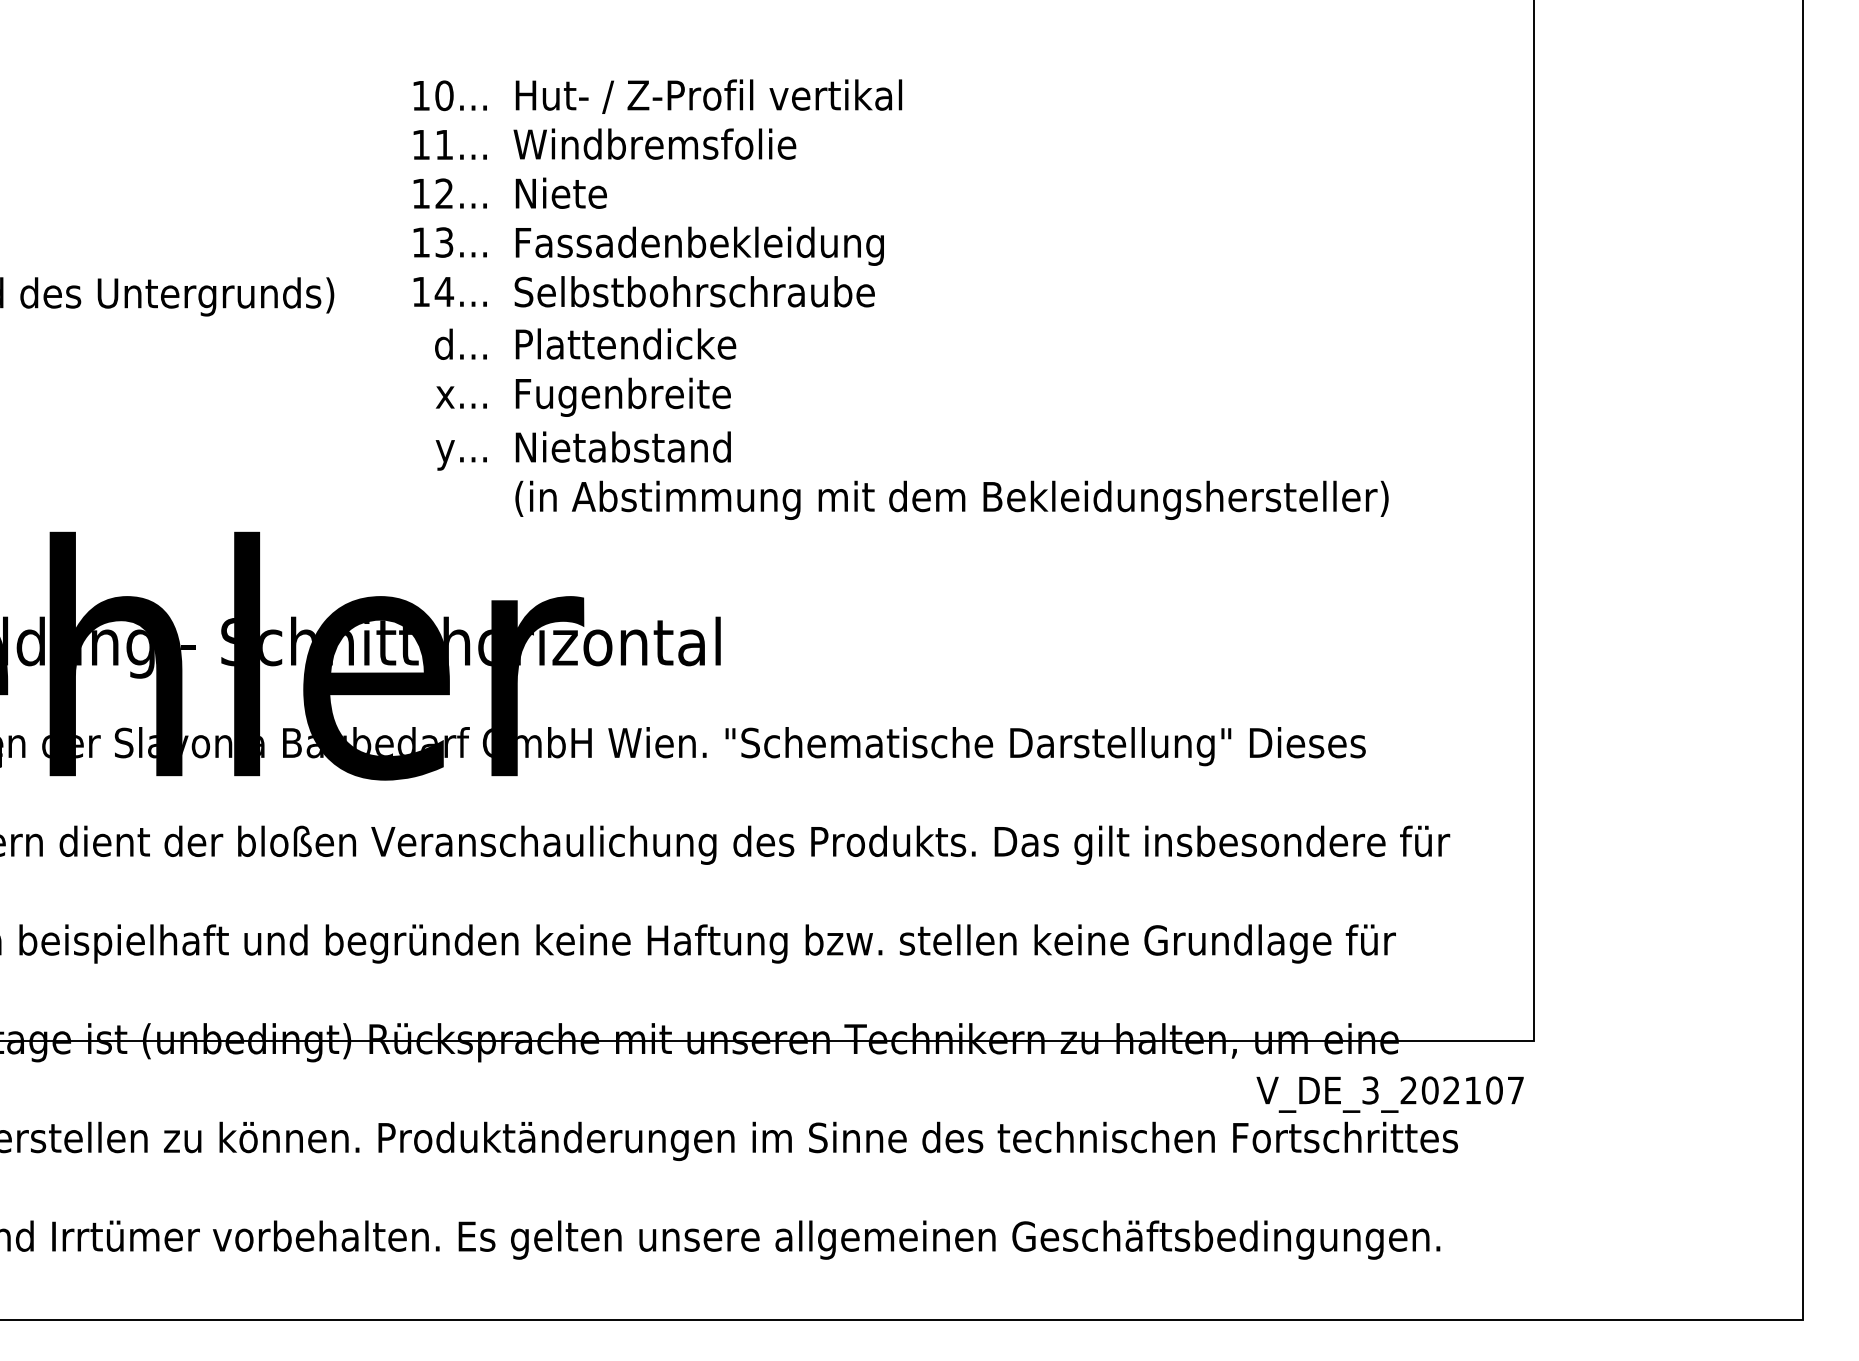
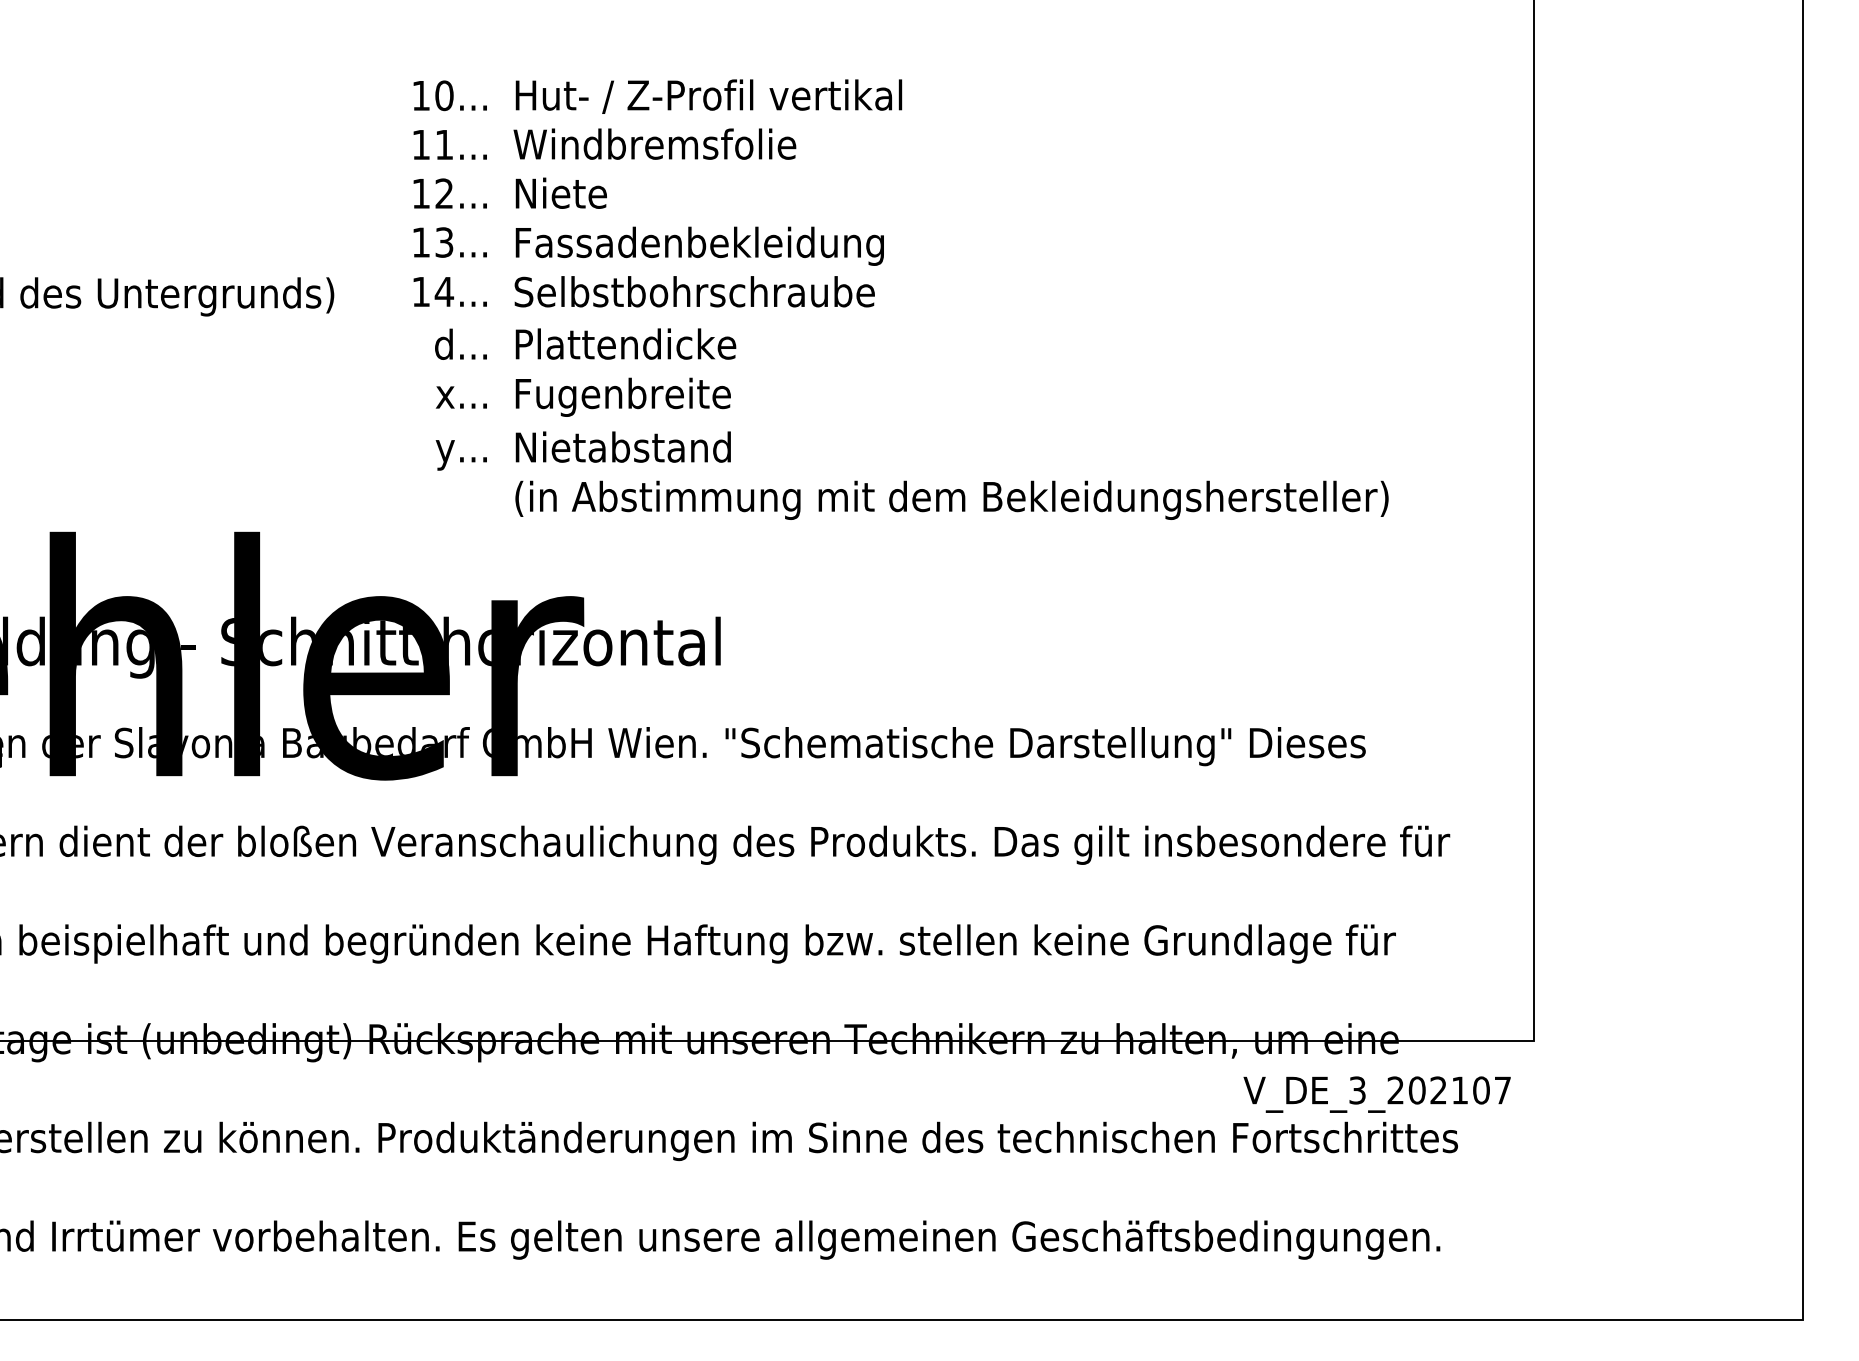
text position: (1389, 1094) -> (1376, 1094) (1376, 1094)
